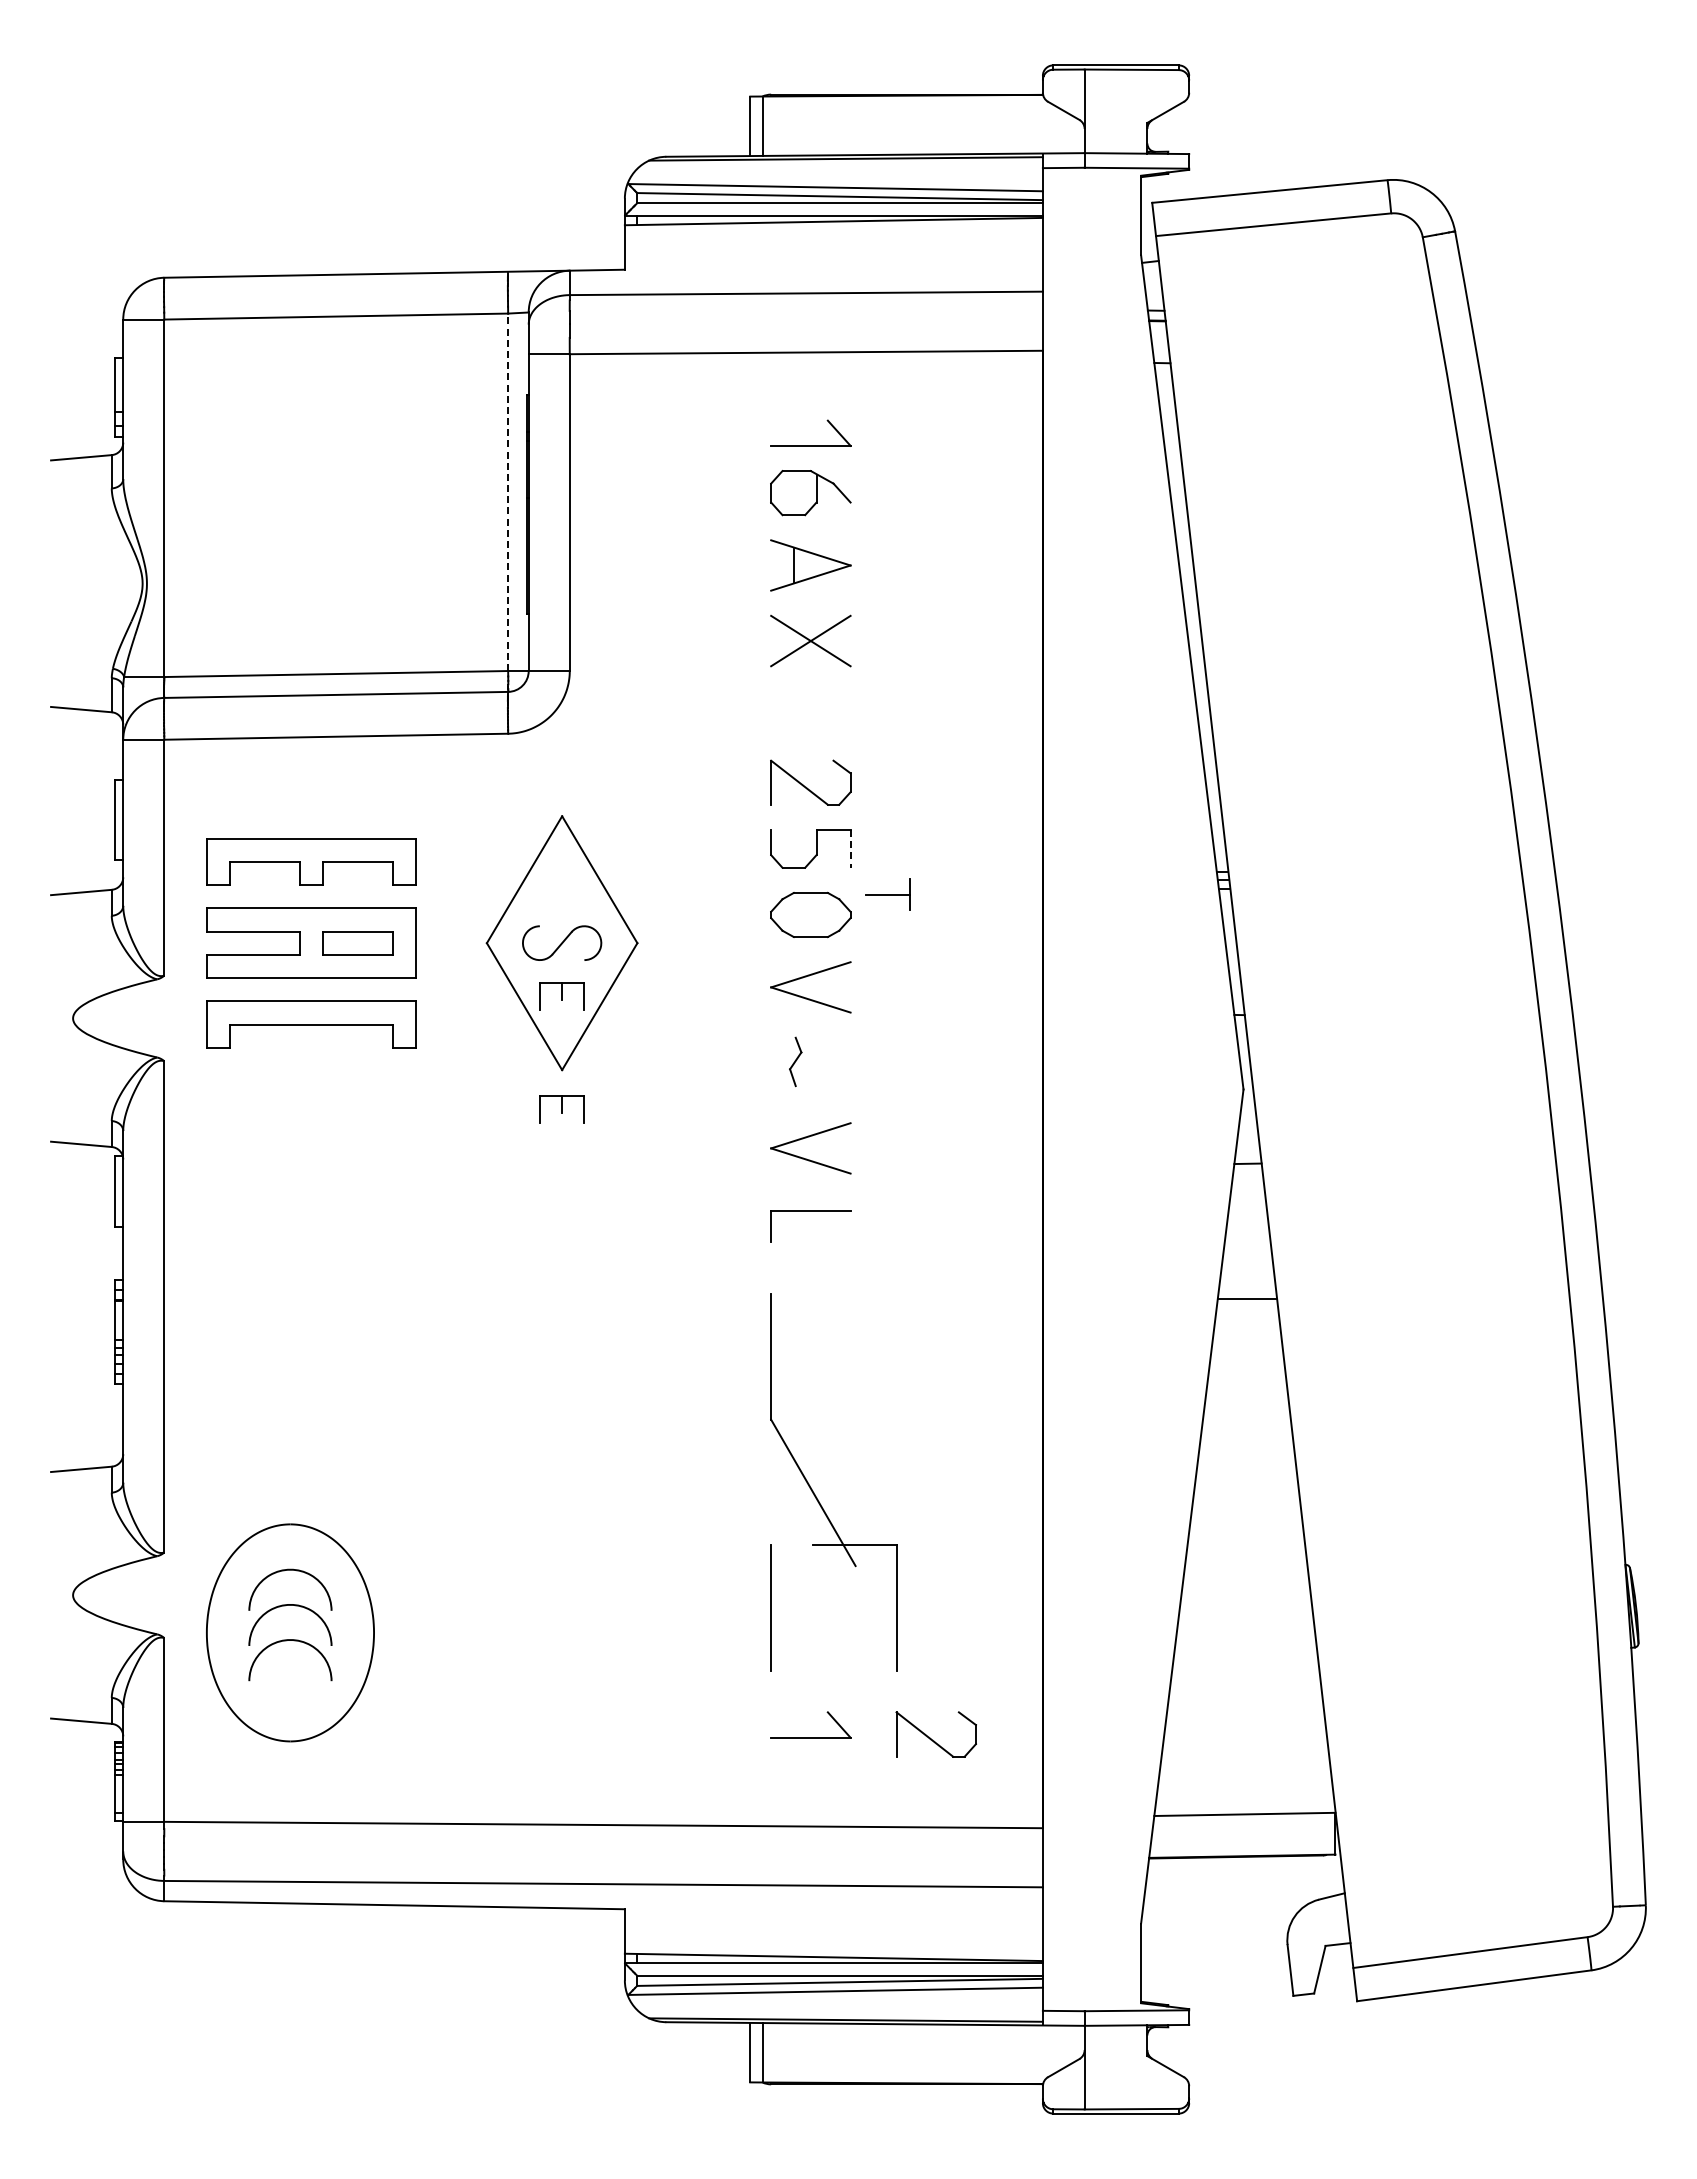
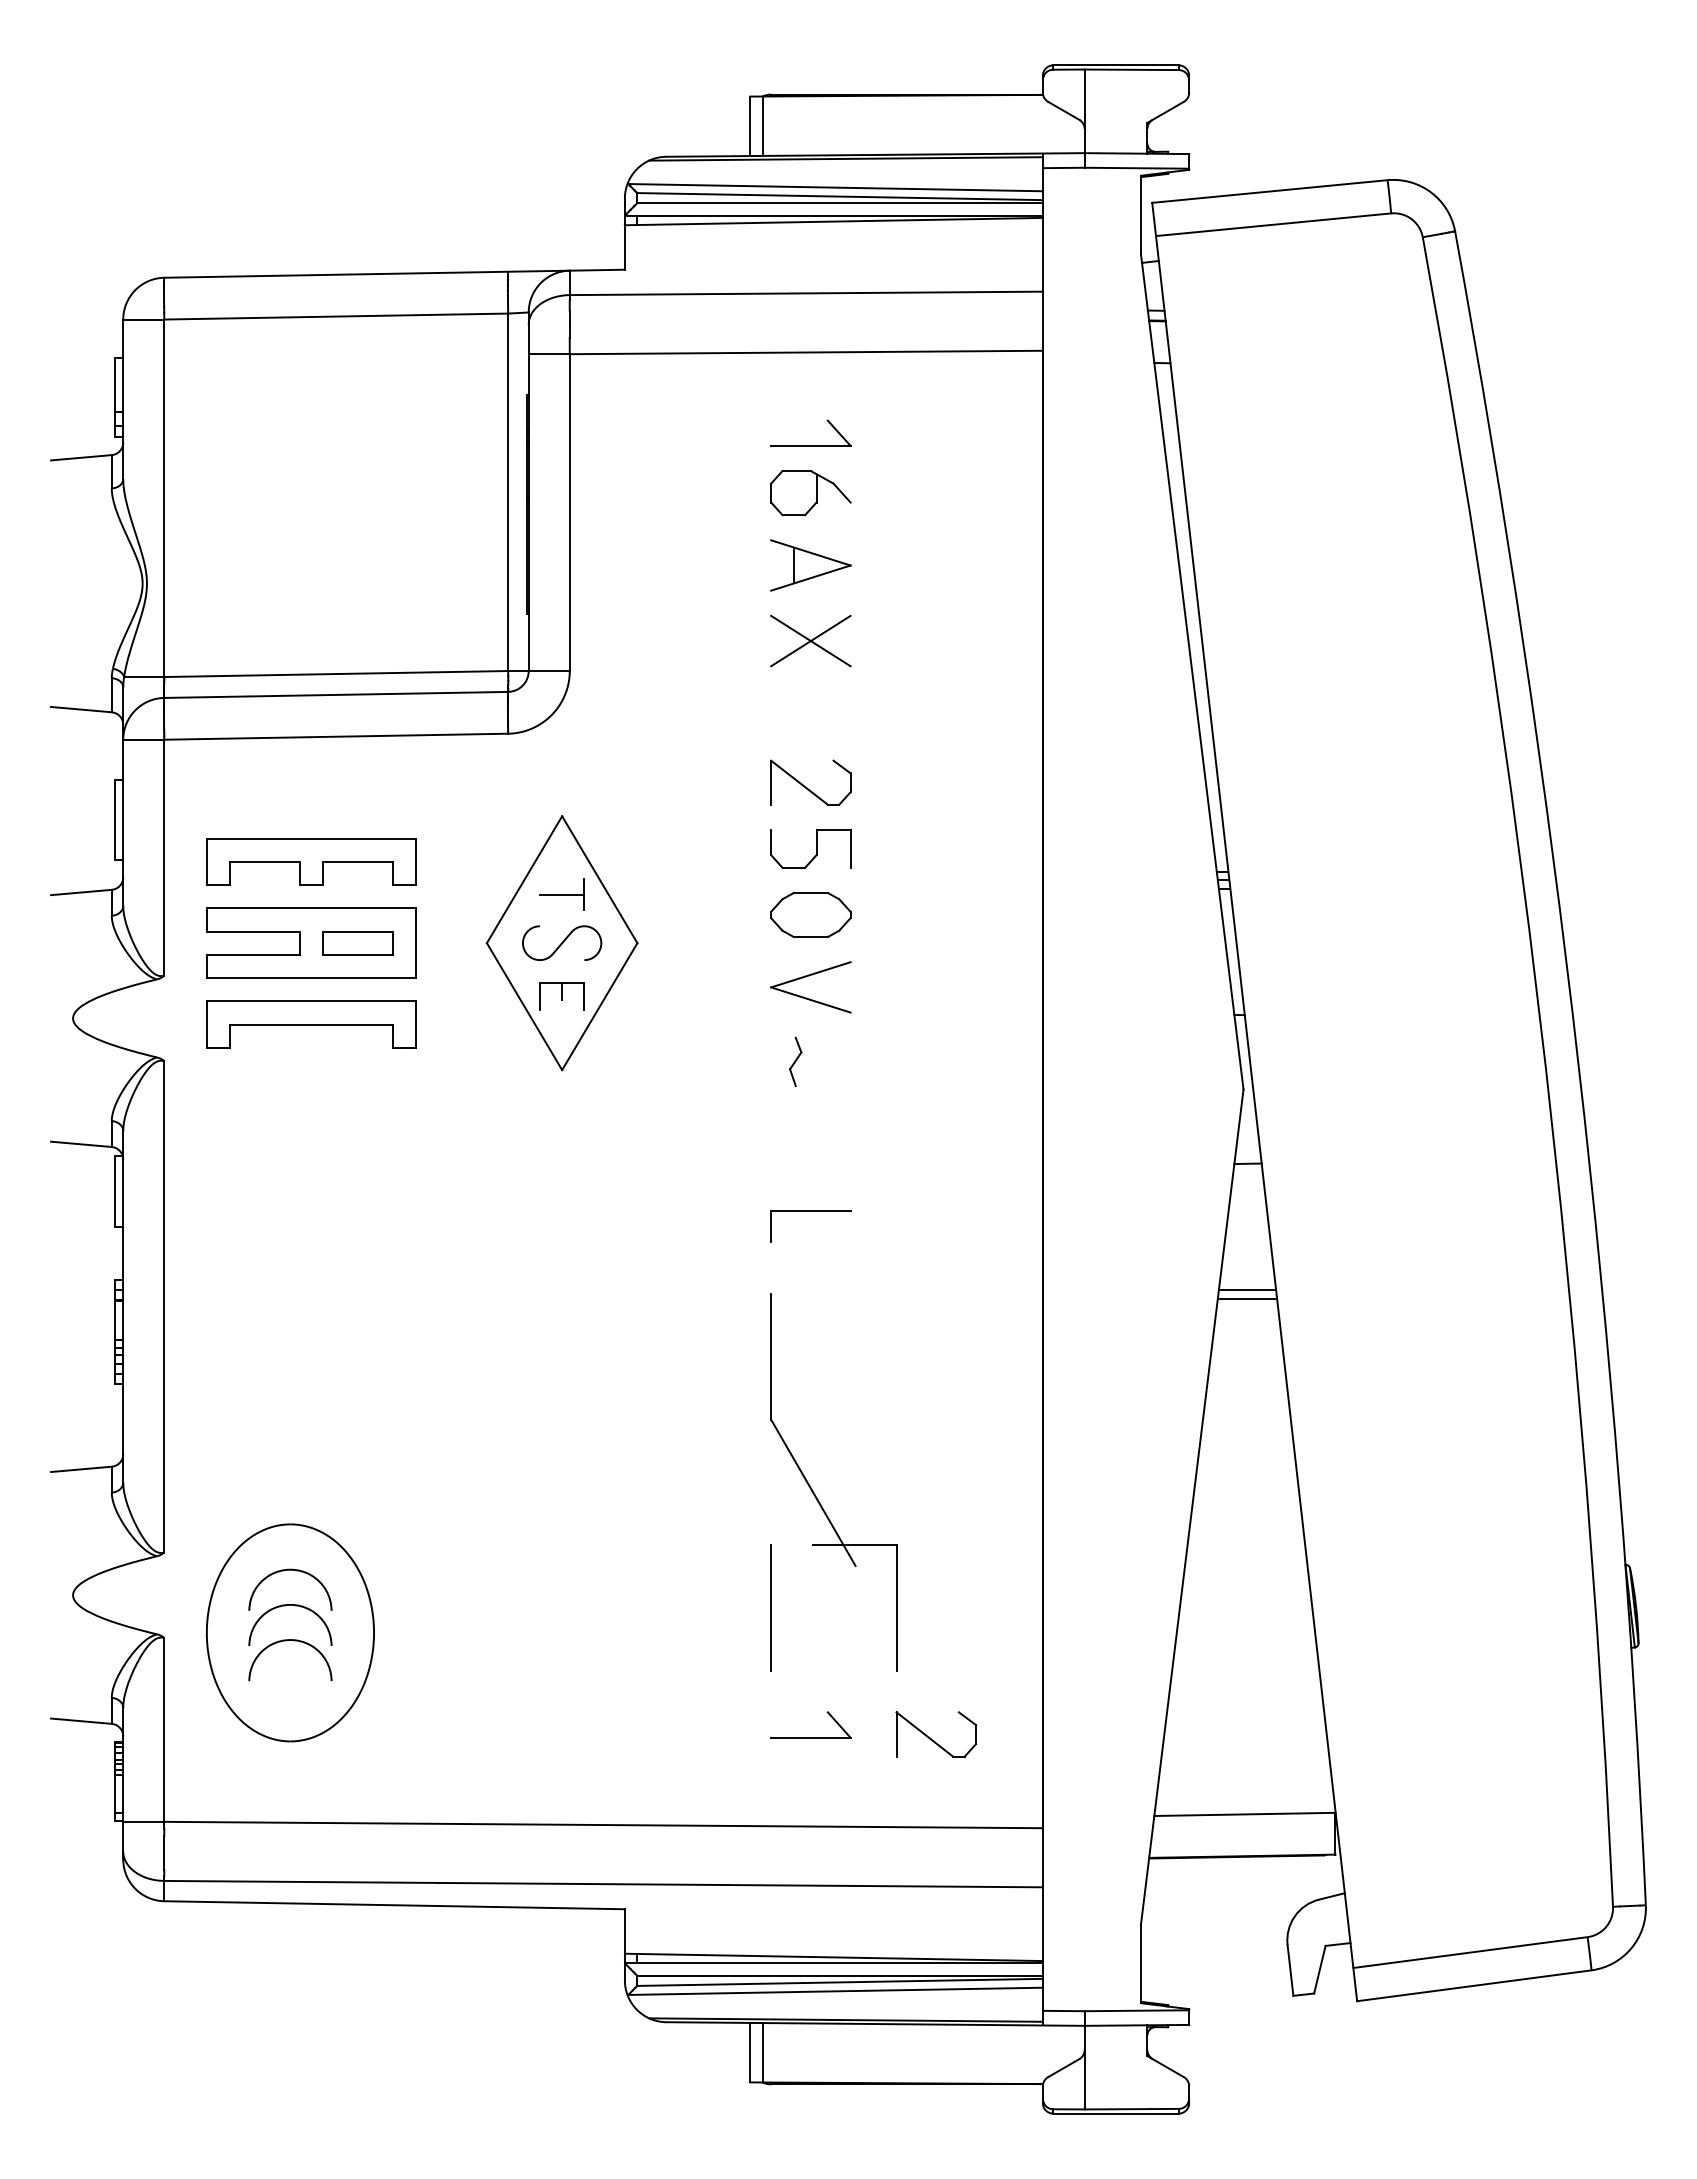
line: dashed -> solid (508, 492)
line: dashed -> solid (850, 848)
part position: (887, 894) -> (561, 894) (561, 894)
part: present -> none (561, 1109)
part: present -> none (806, 1138)
line: none -> present (1247, 1290)
